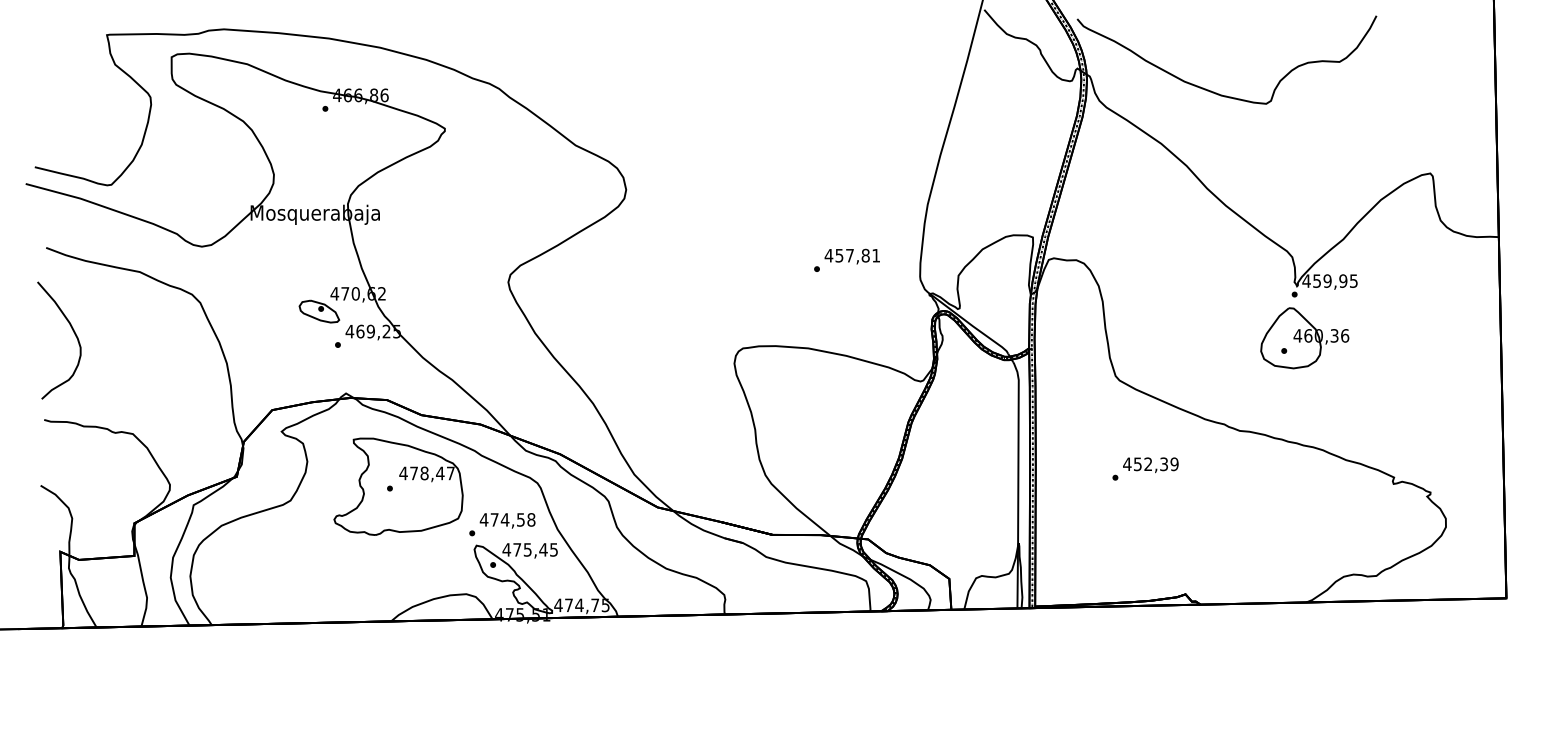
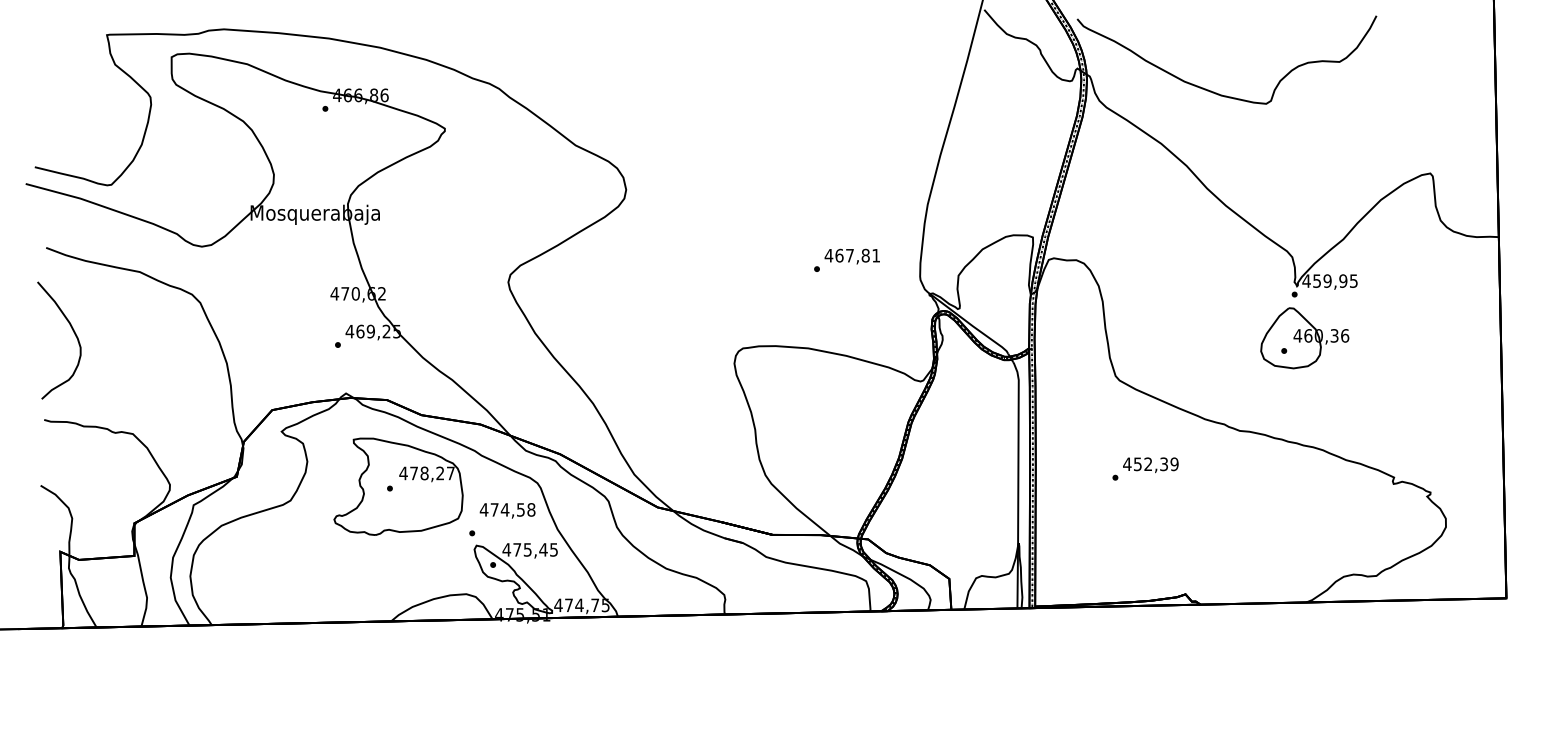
text: 457,81 -> 467,81 (839, 255)
part: present -> none (319, 311)
text: 478,47 -> 478,27 (440, 473)
text position: (507, 520) -> (507, 510) (507, 510)
